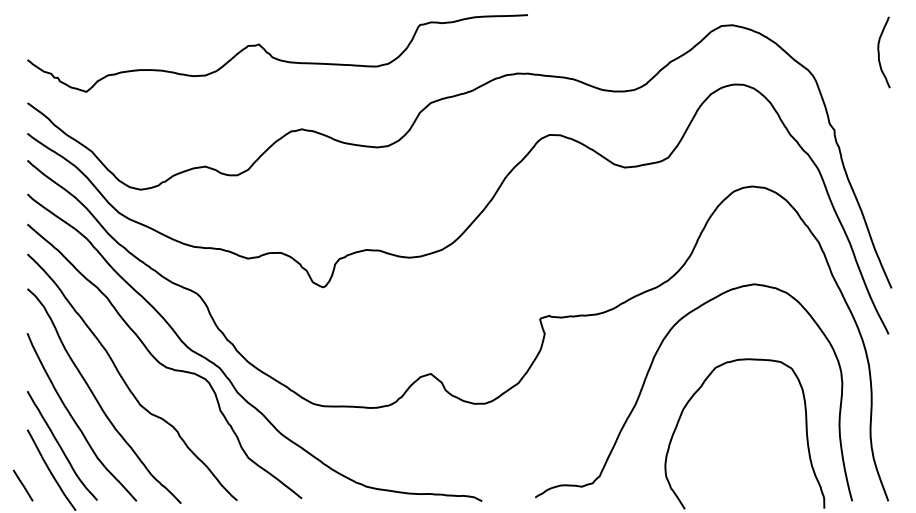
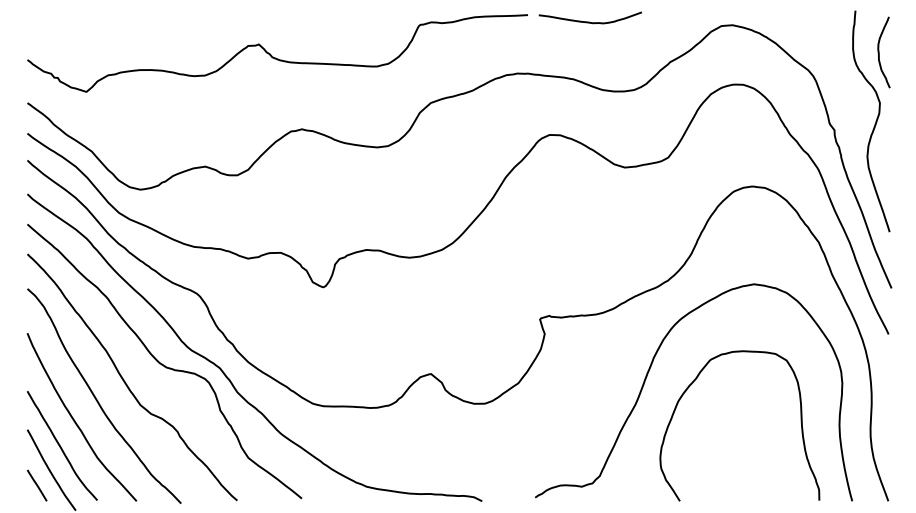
curve: none -> present (589, 21)
curve: none -> present (875, 121)
curve position: (805, 430) -> (800, 422) (800, 422)
line position: (22, 485) -> (36, 485) (36, 485)
